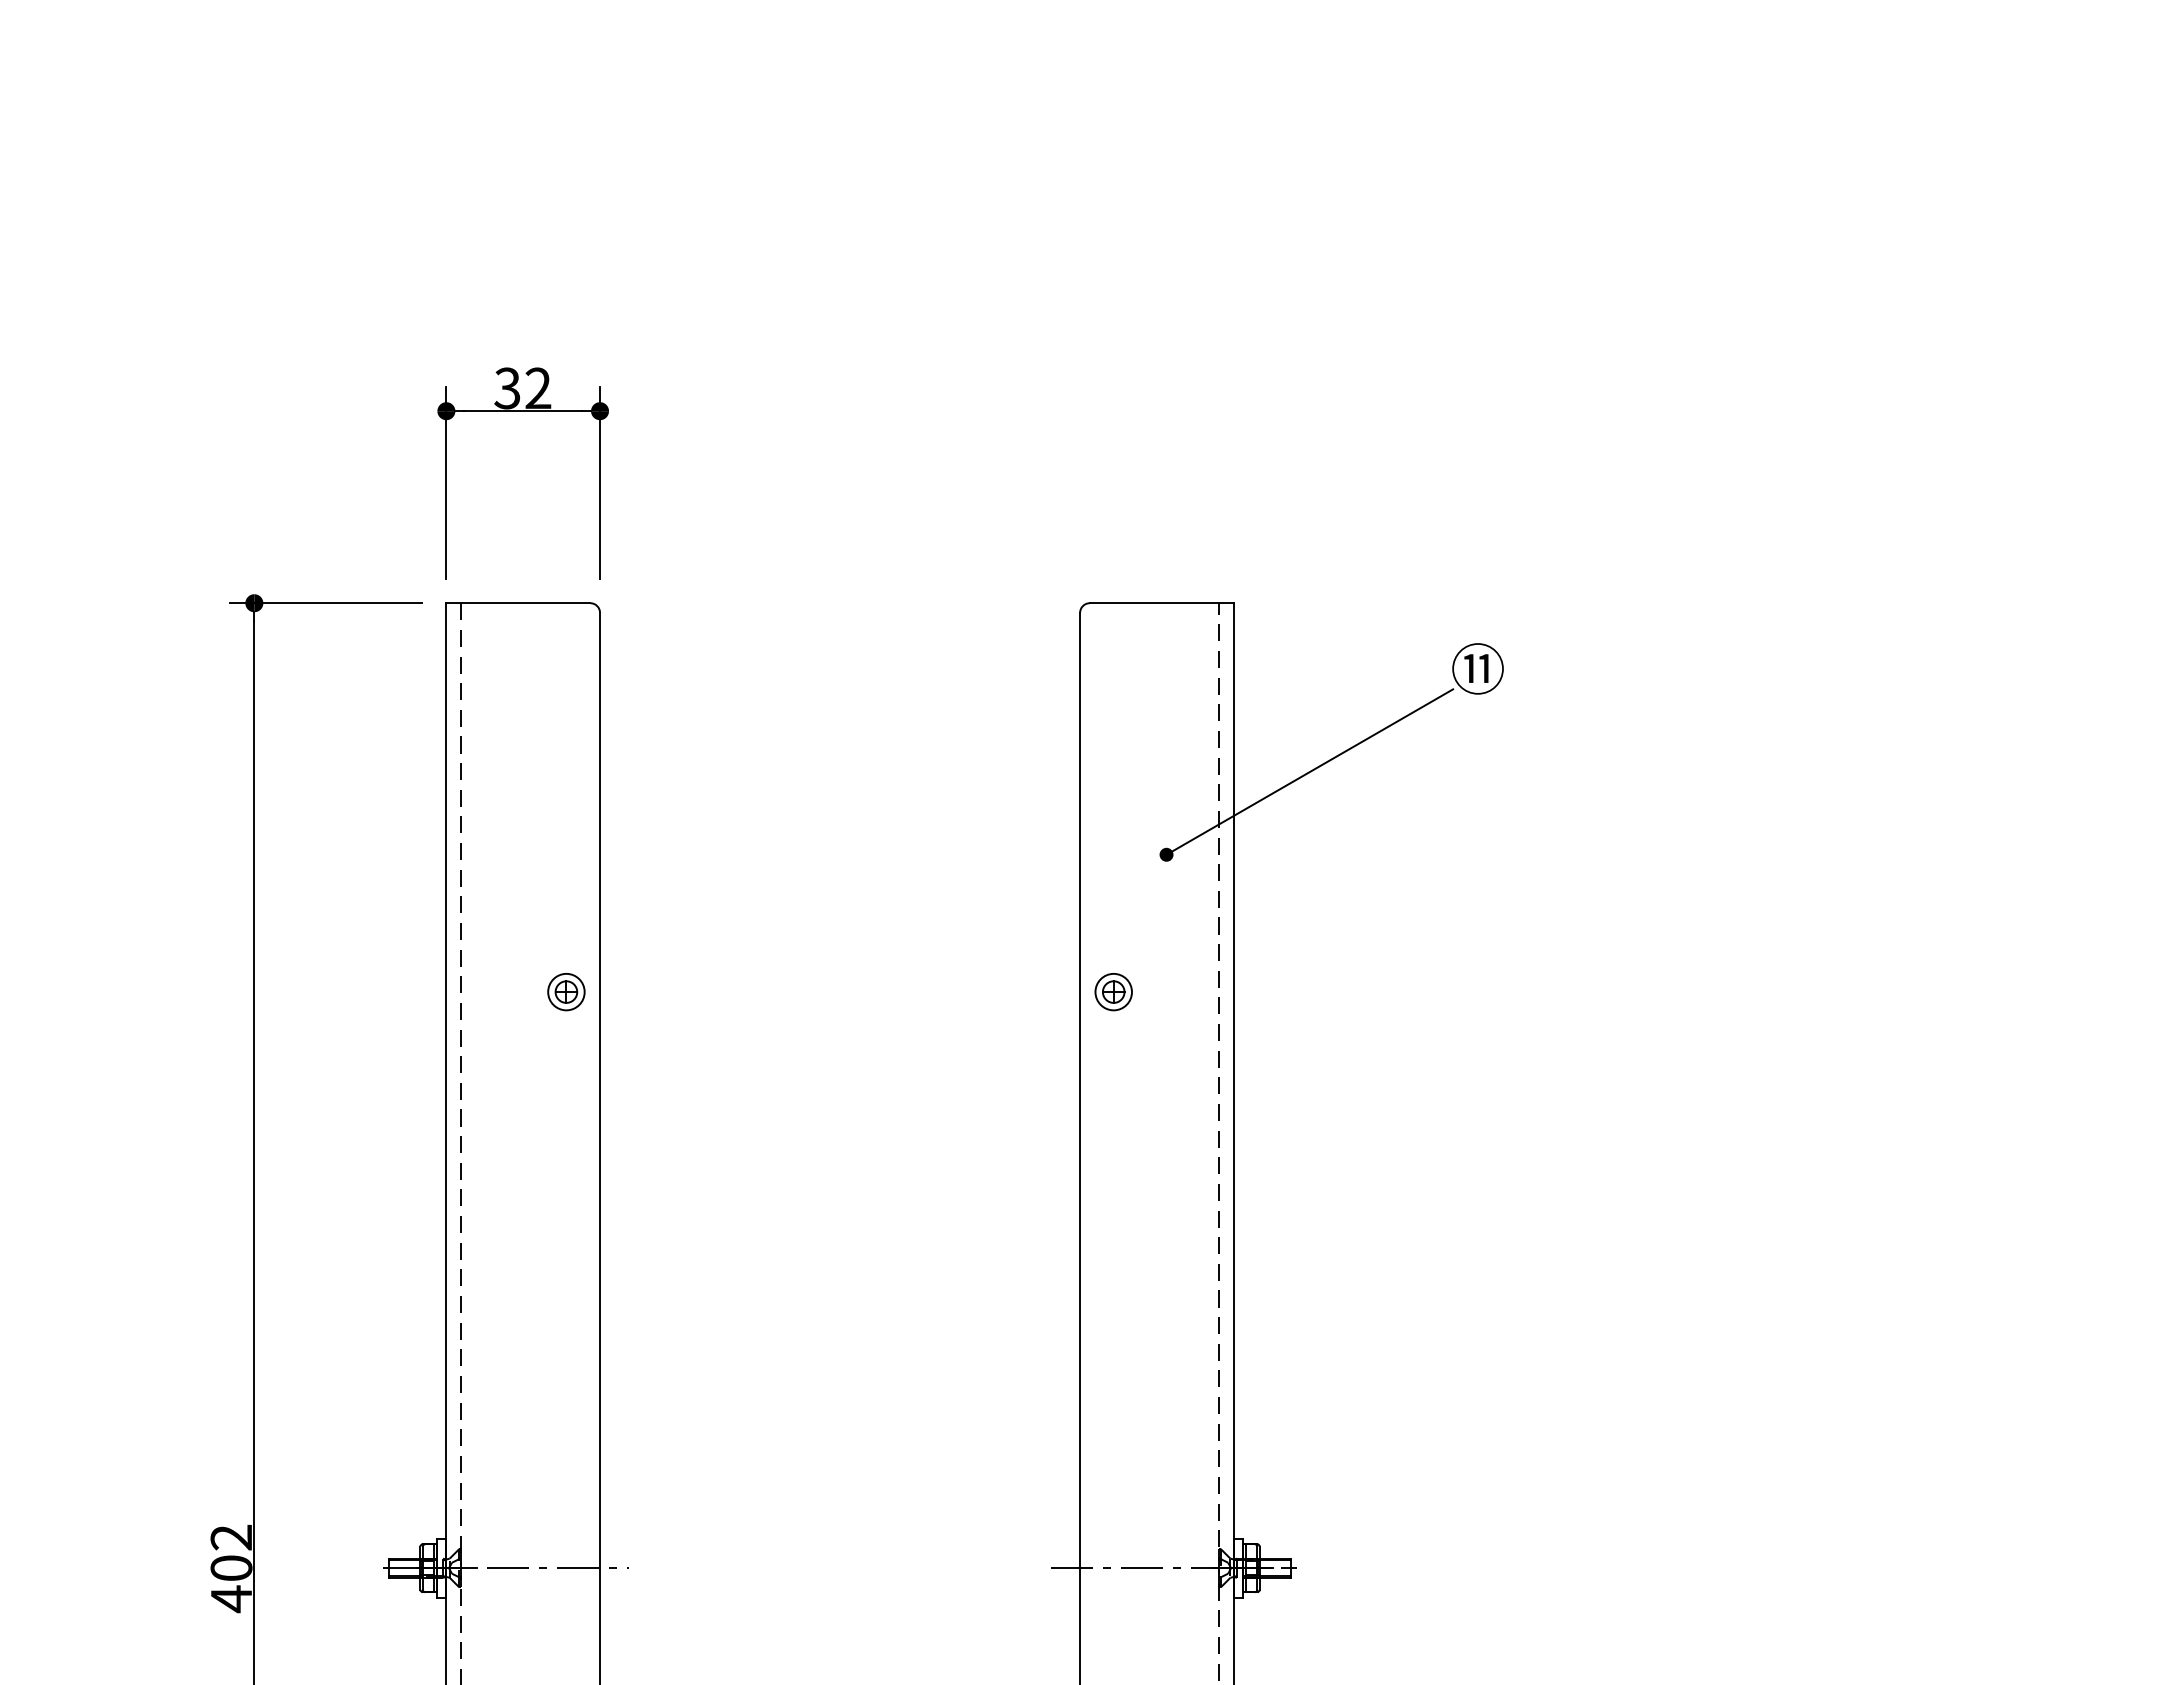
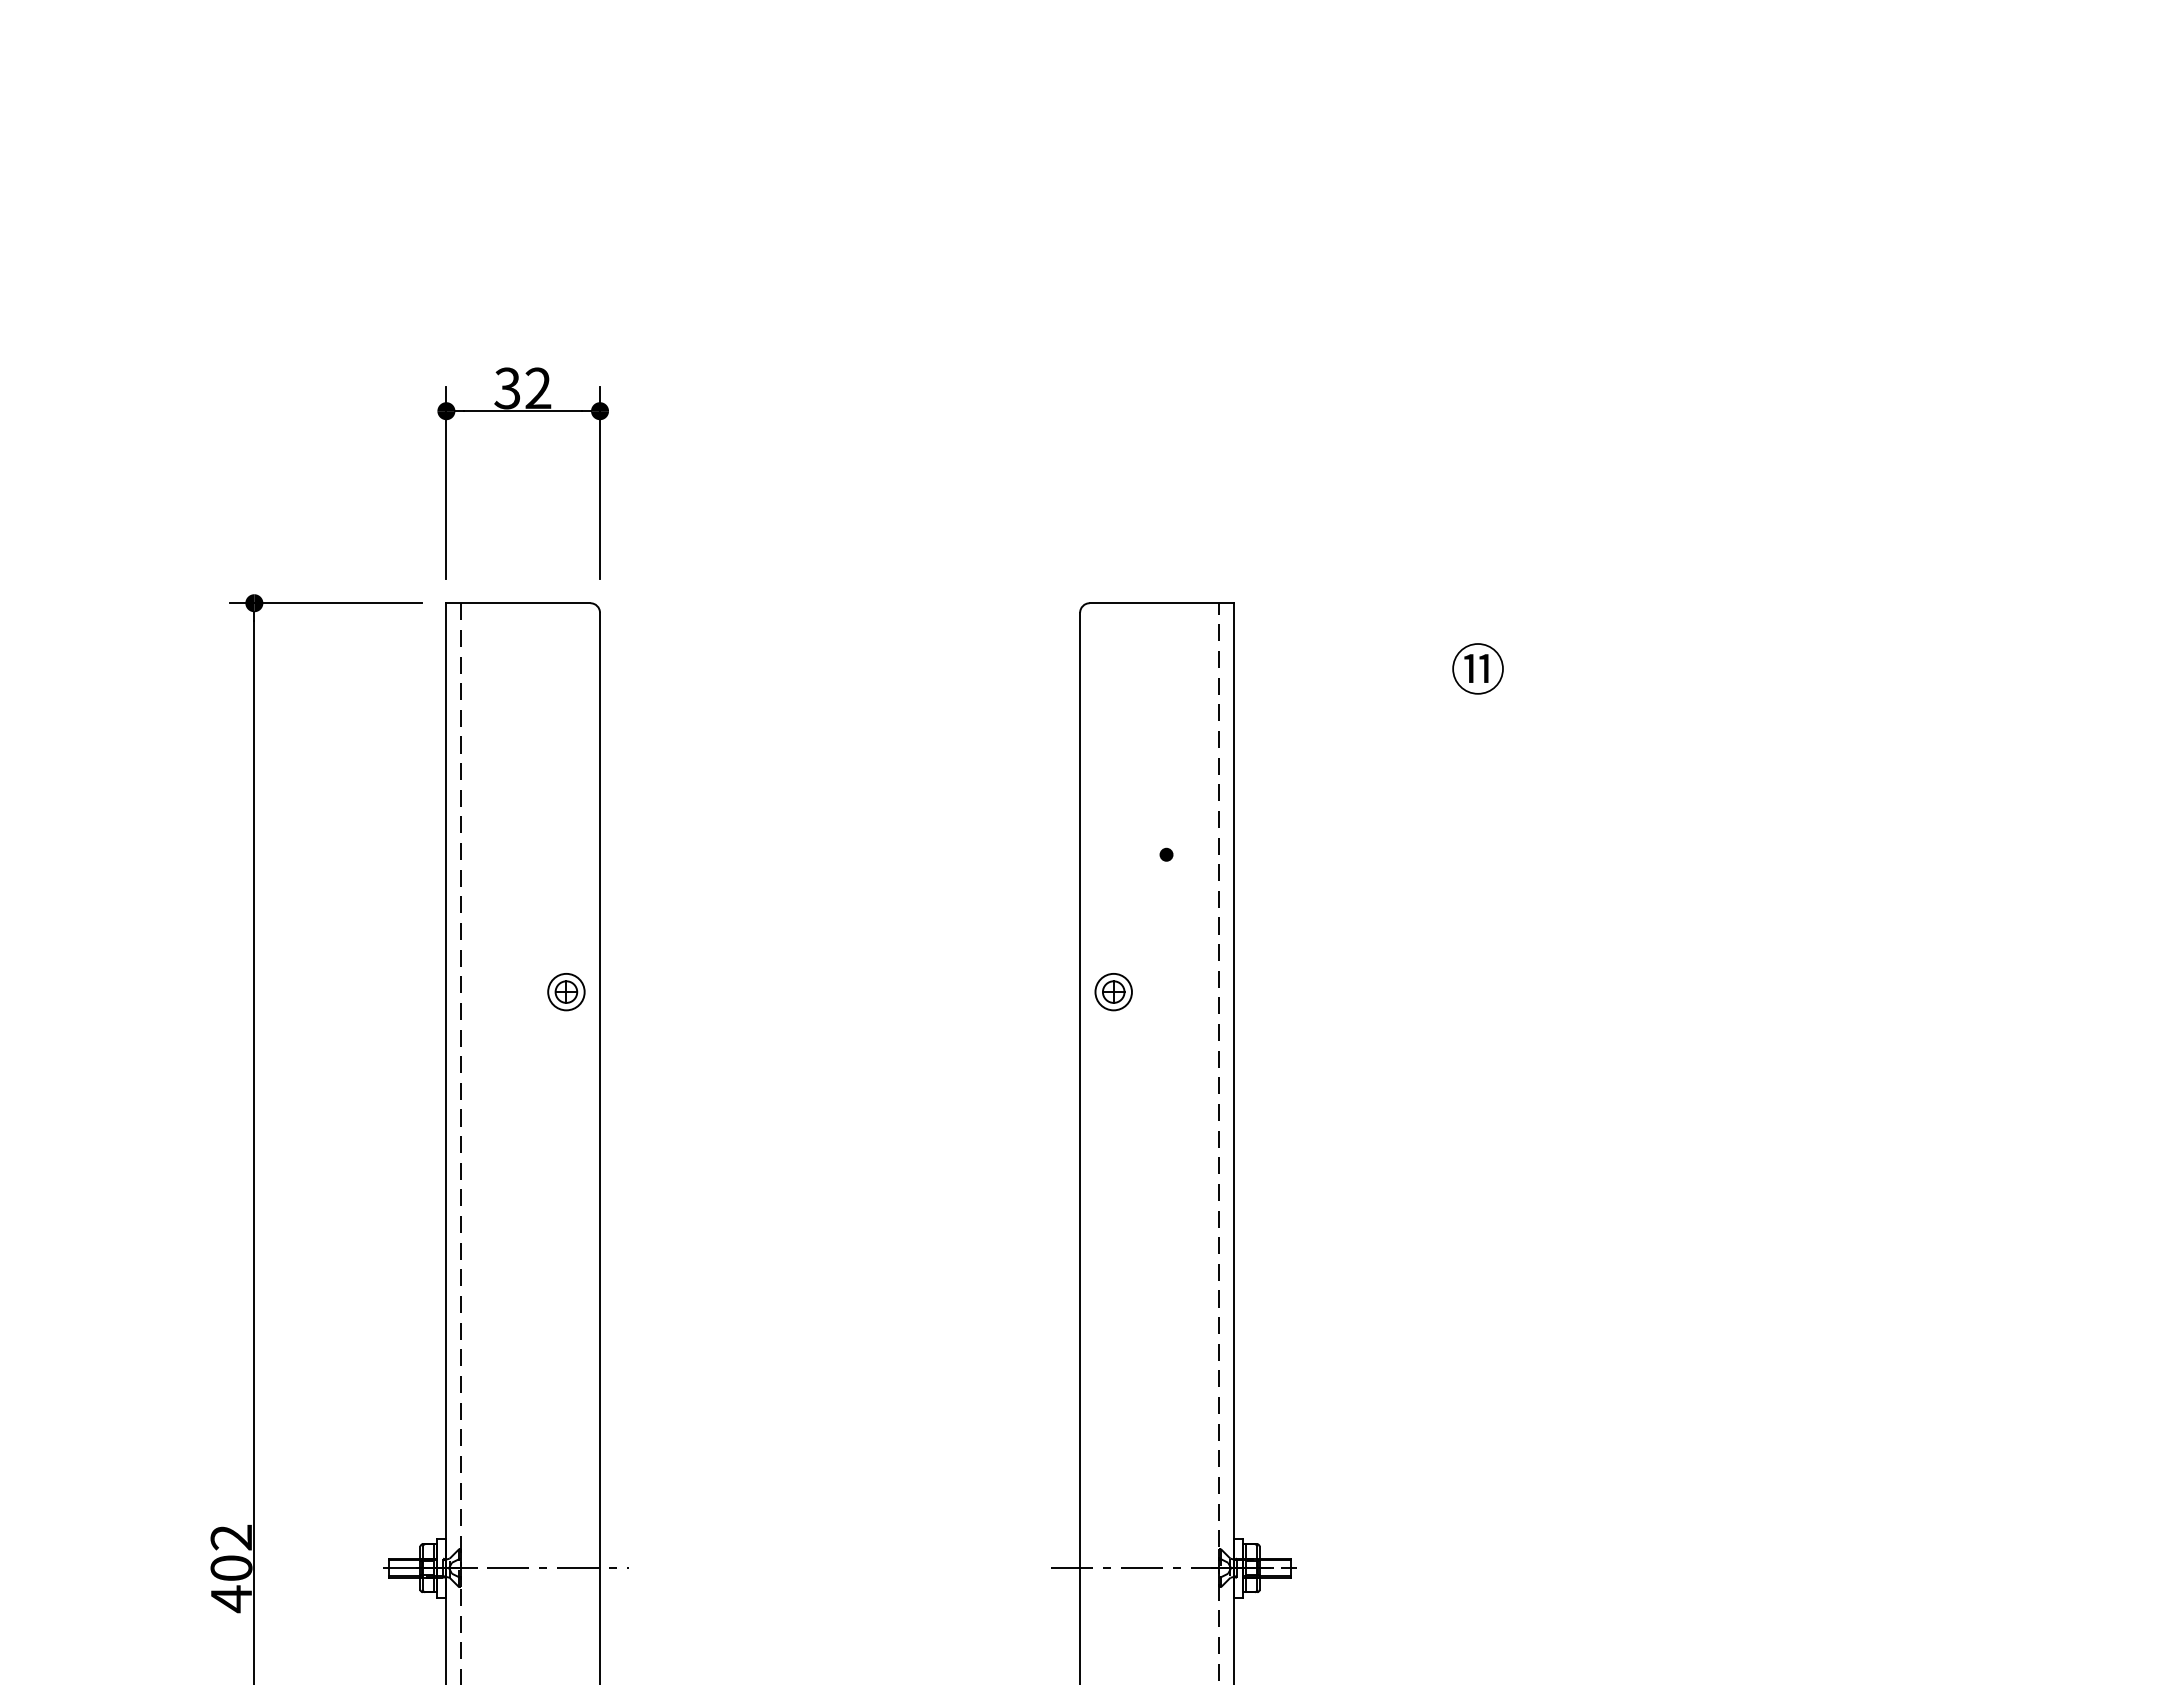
line: present -> none (1309, 771)
